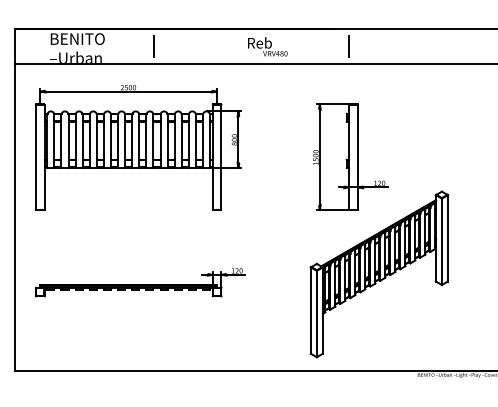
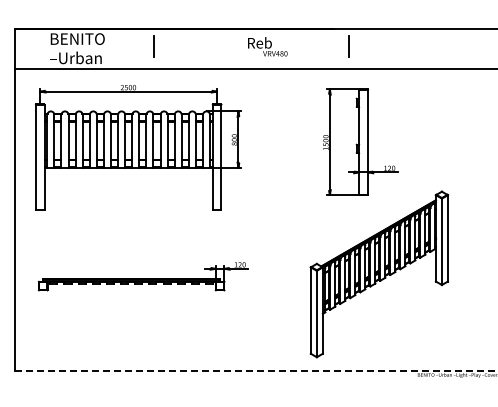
line position: (254, 64) -> (254, 69) (254, 69)
part position: (350, 156) -> (360, 141) (360, 141)
part position: (140, 282) -> (143, 276) (143, 276)
line: solid -> dashed (256, 371)
